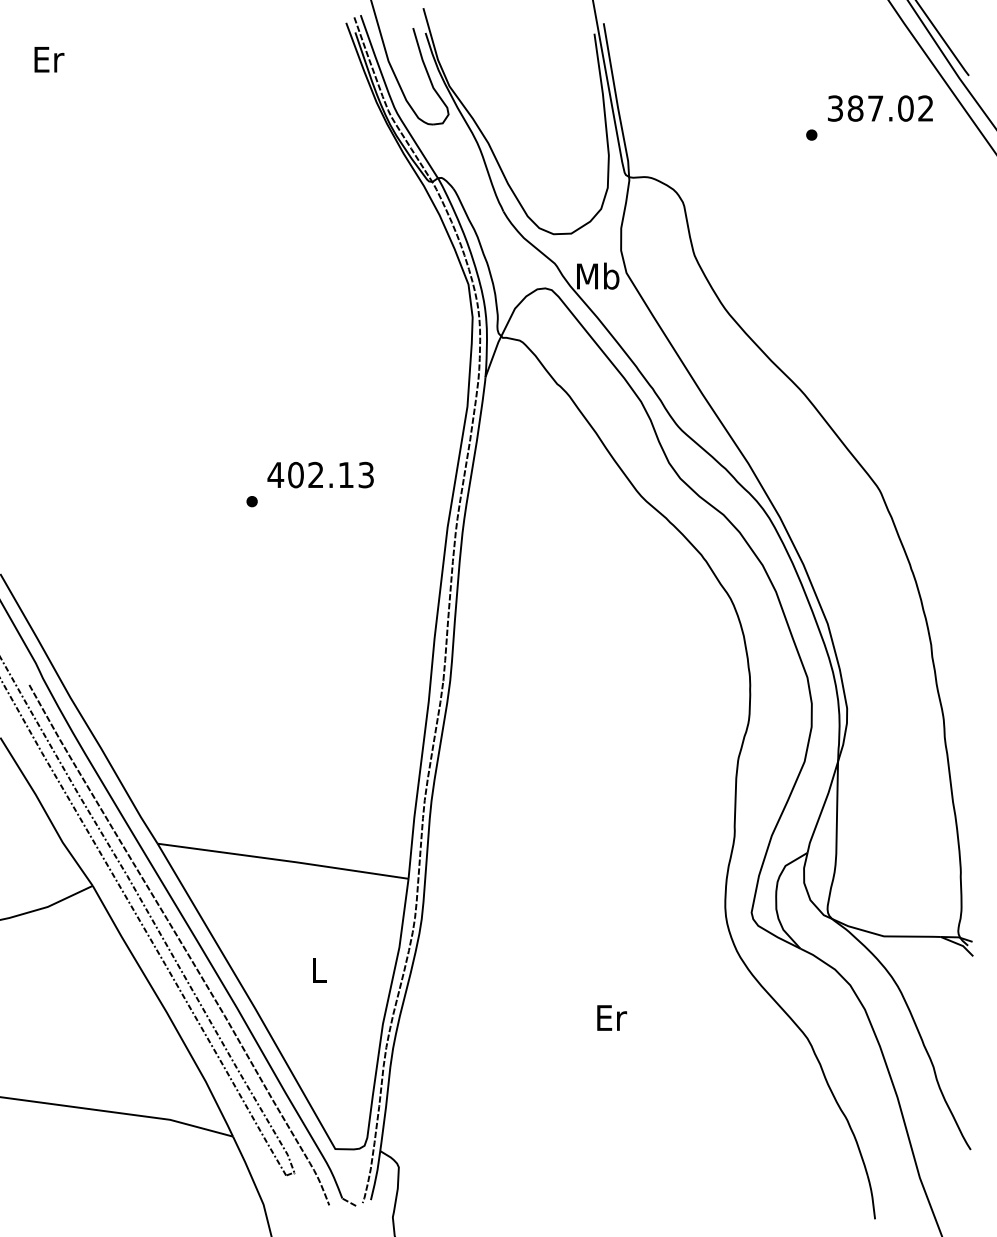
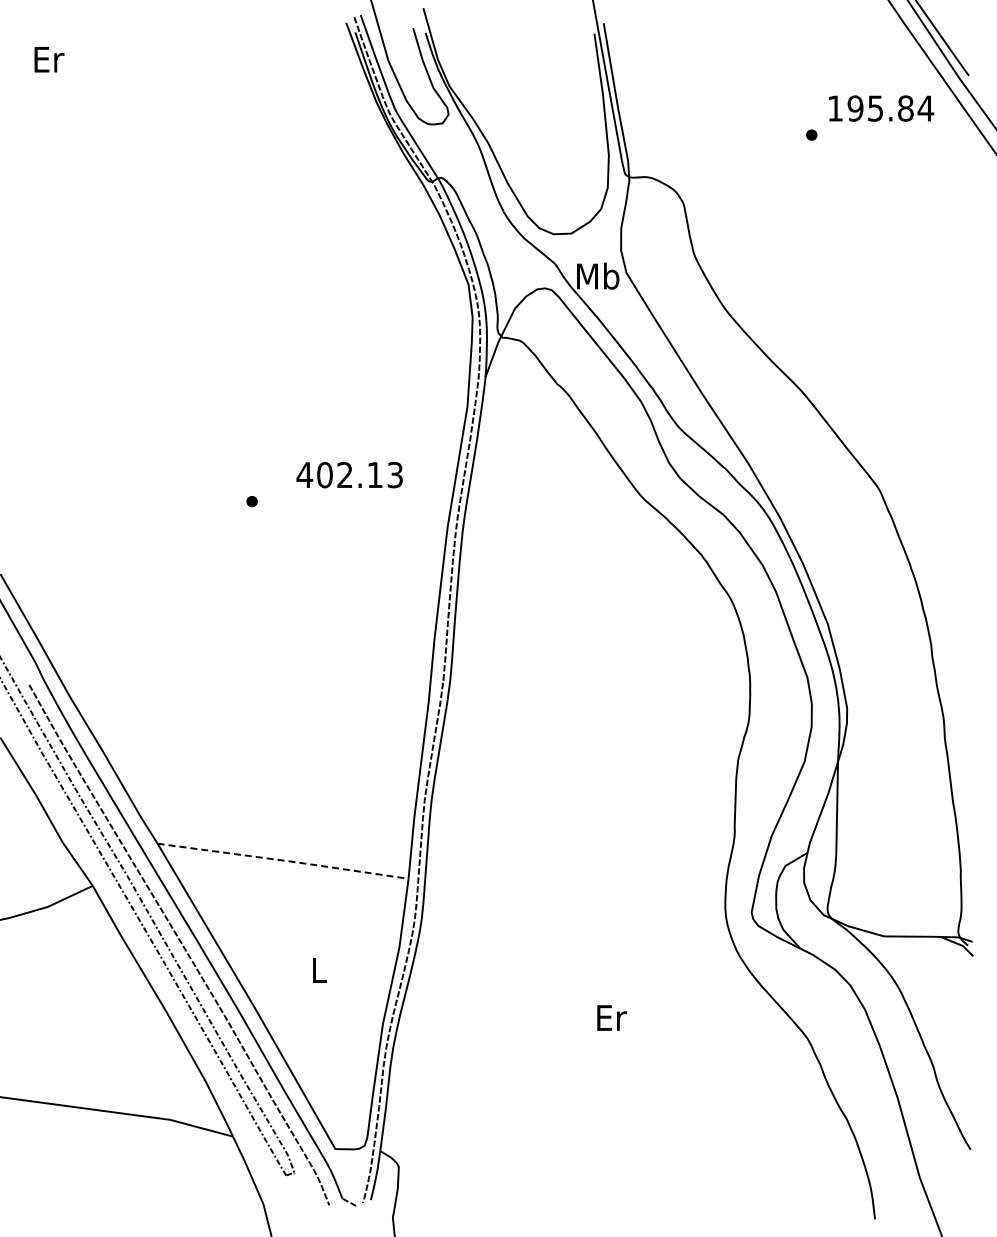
text: 387.02 -> 195.84 (881, 108)
text position: (320, 474) -> (349, 474) (349, 474)
line: solid -> dashed (283, 860)
